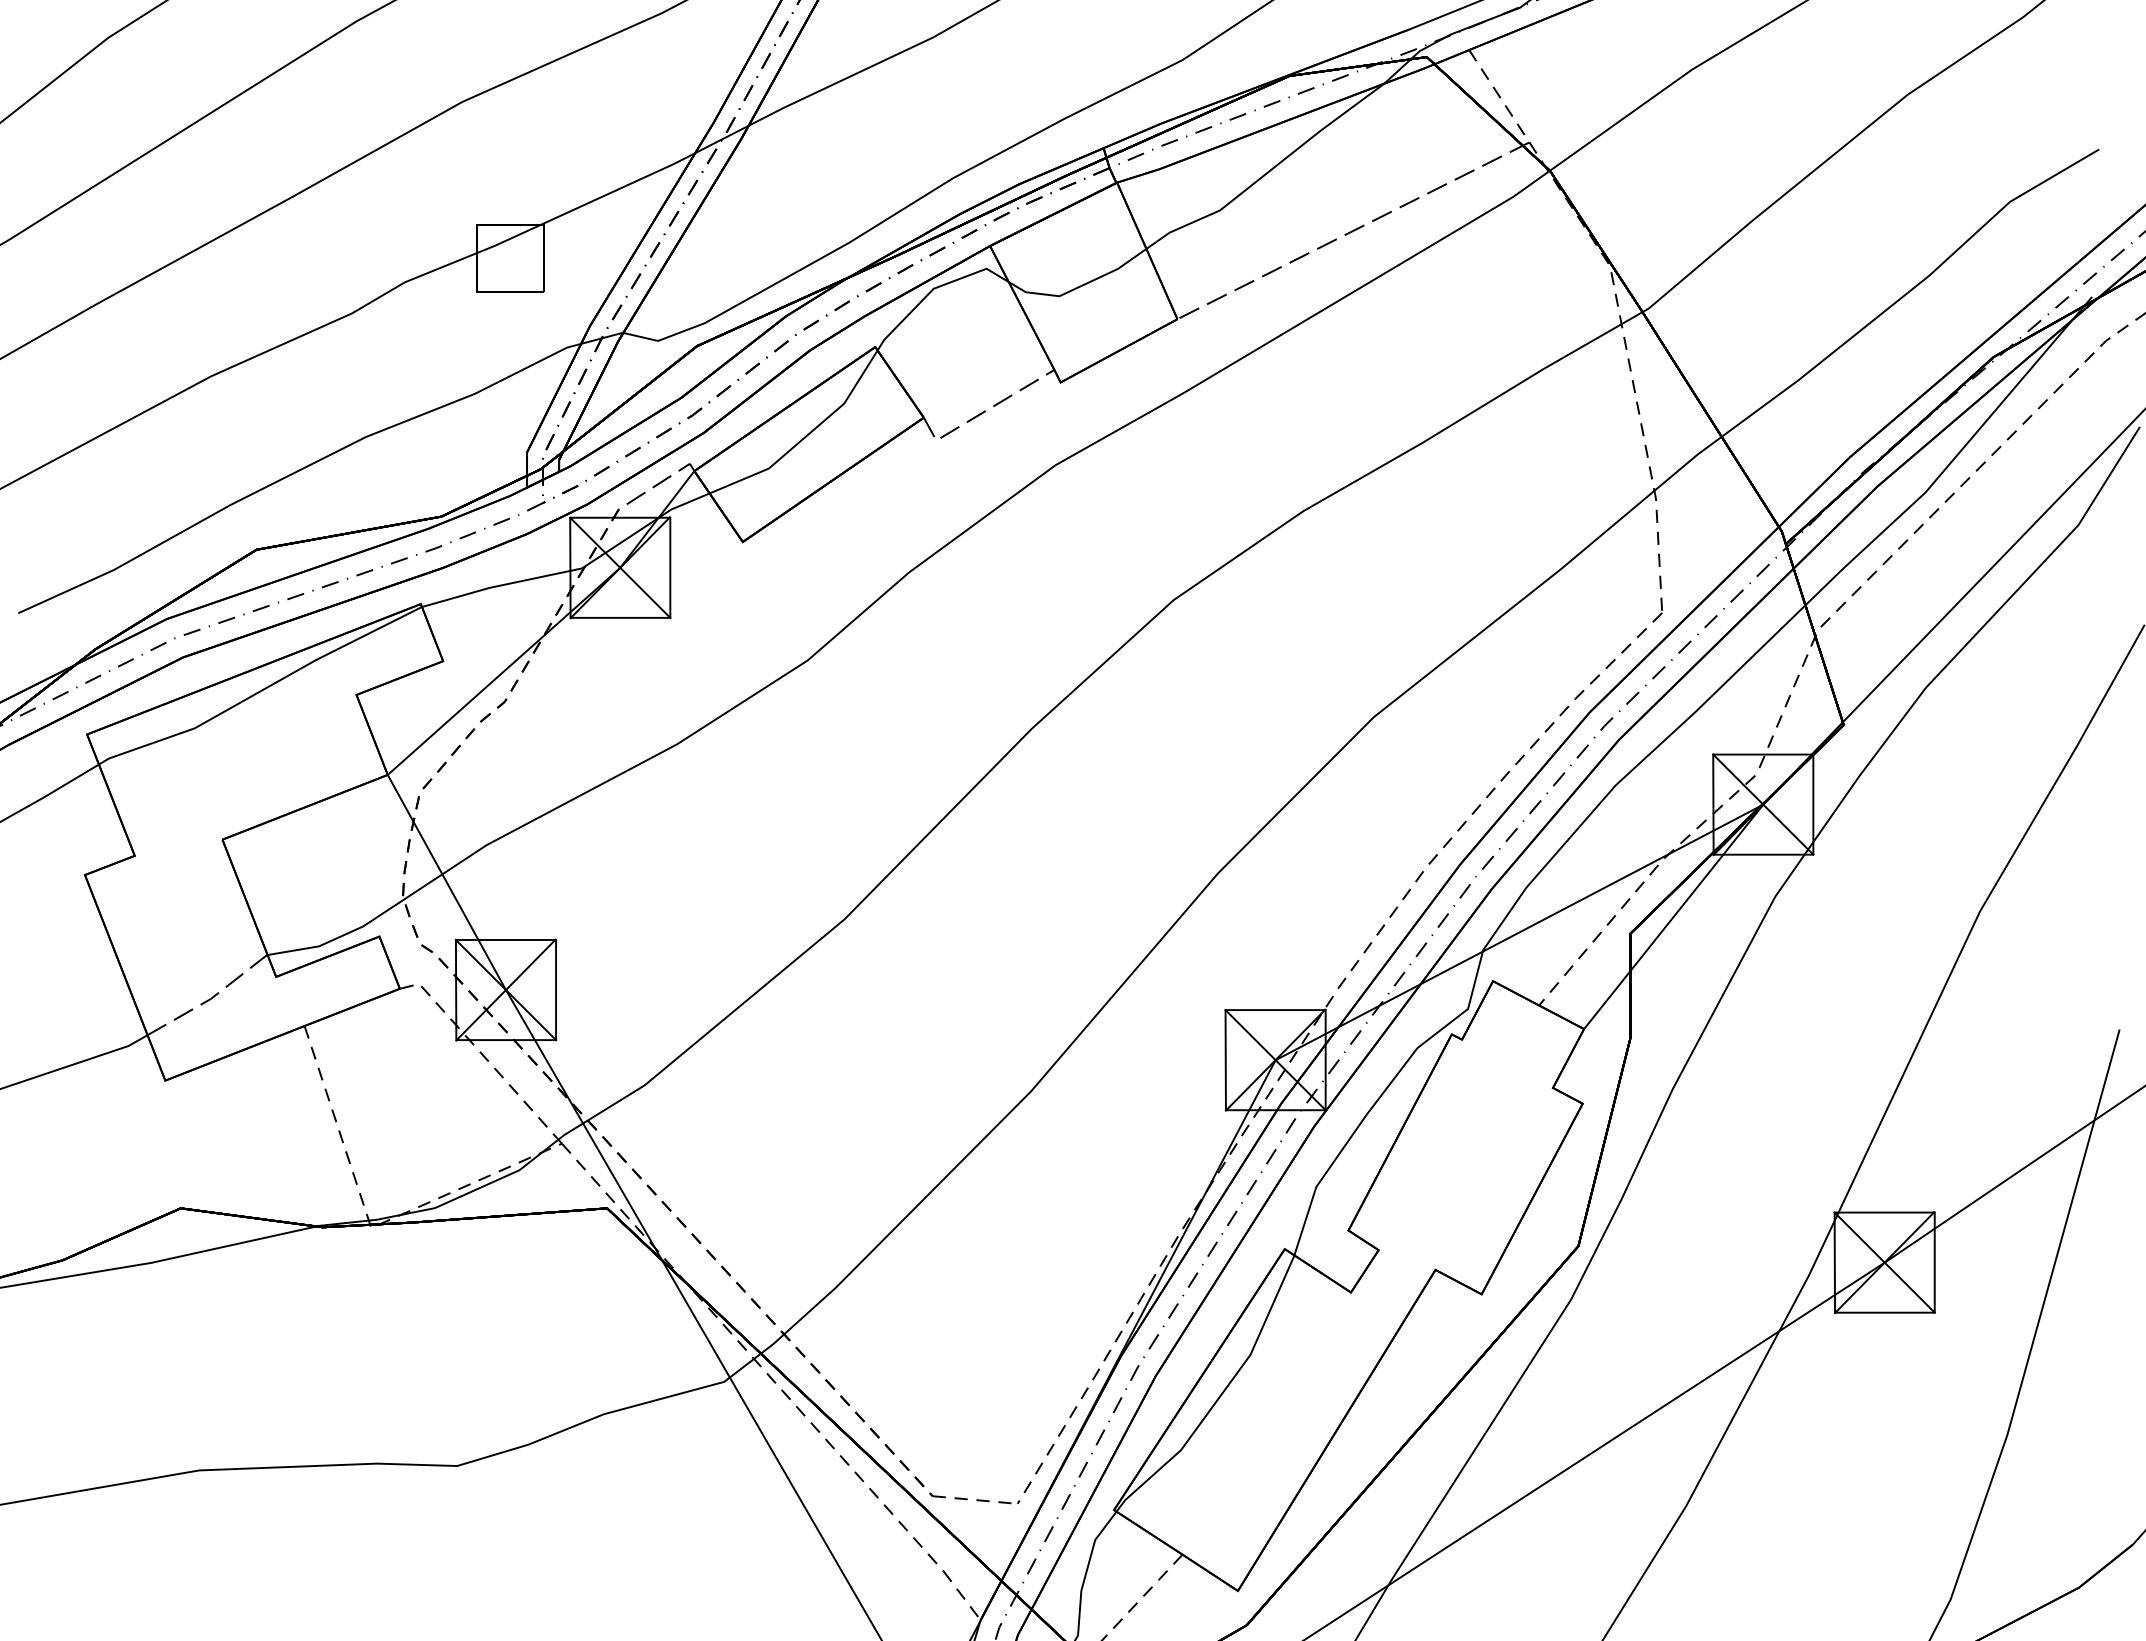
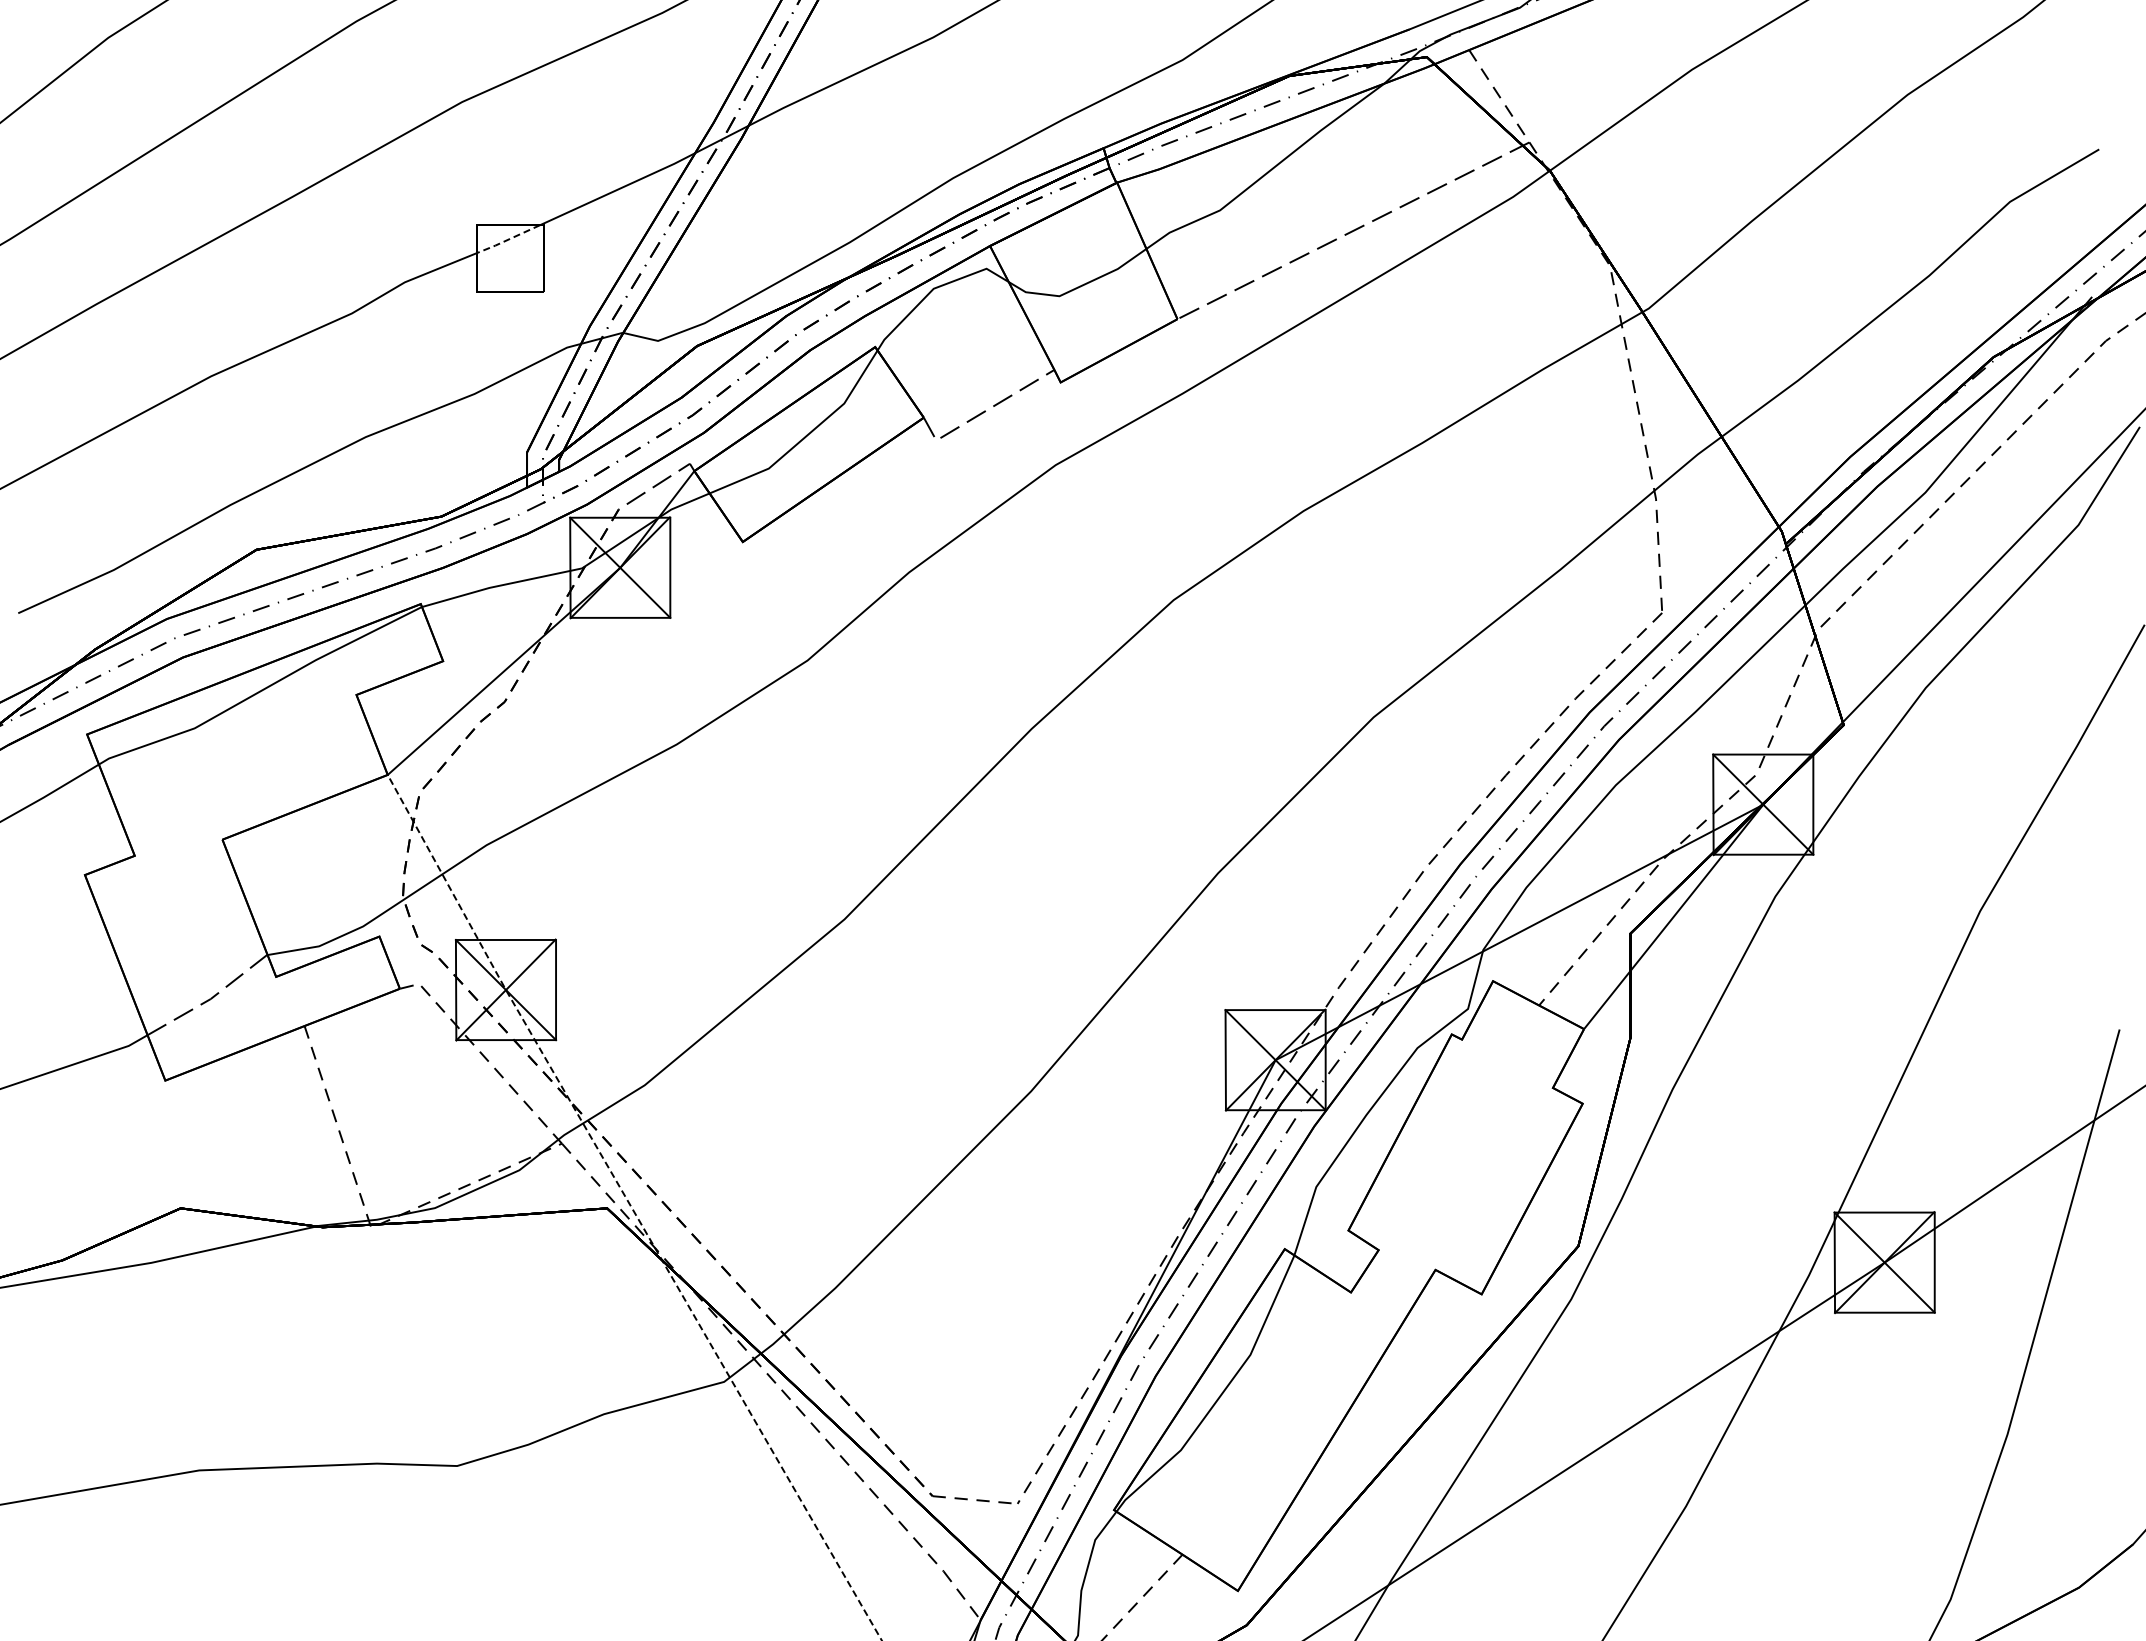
line: solid -> dashed (507, 239)
line: solid -> dashed (632, 1208)
